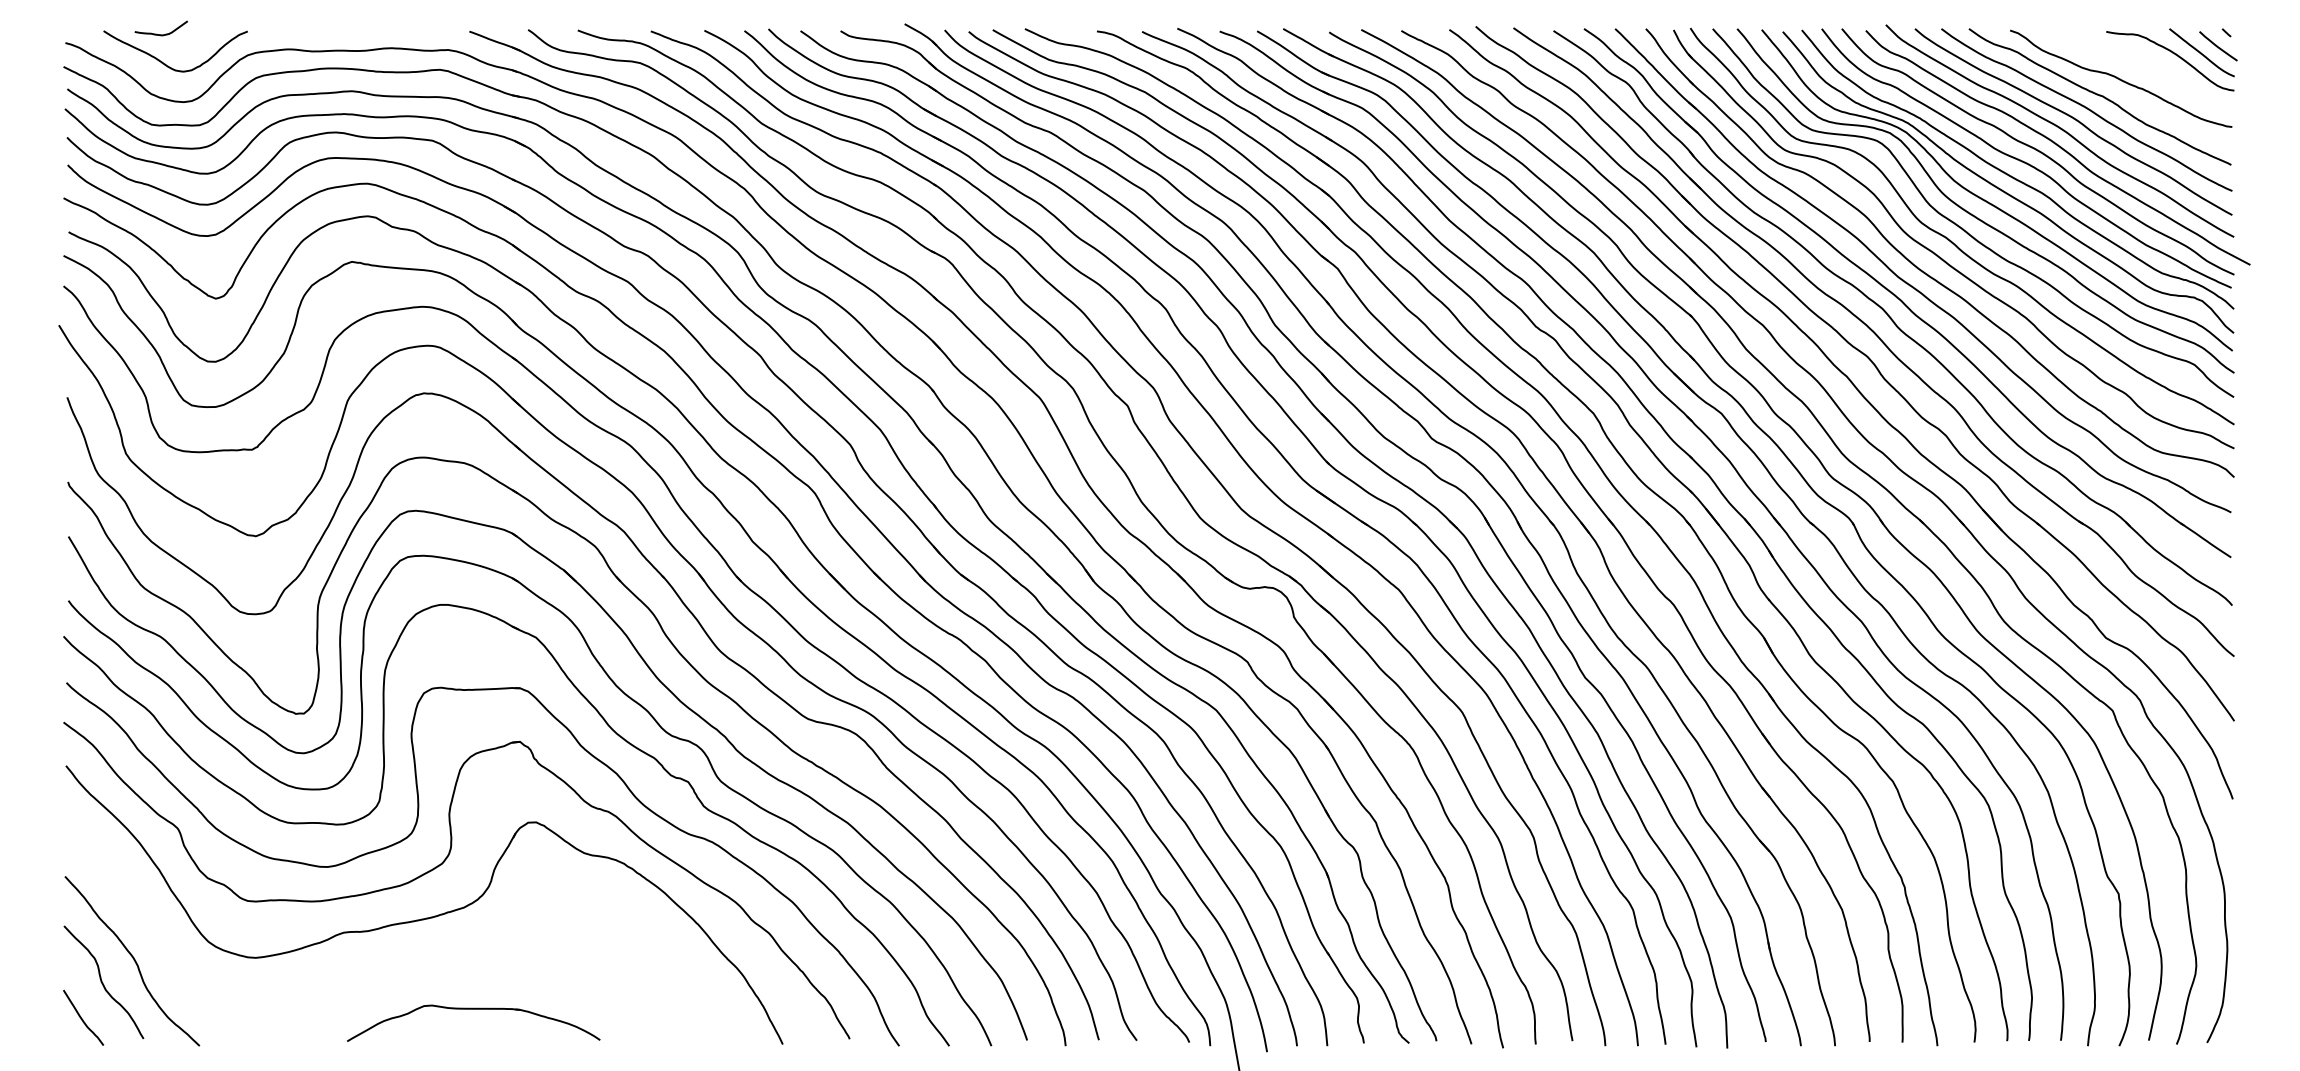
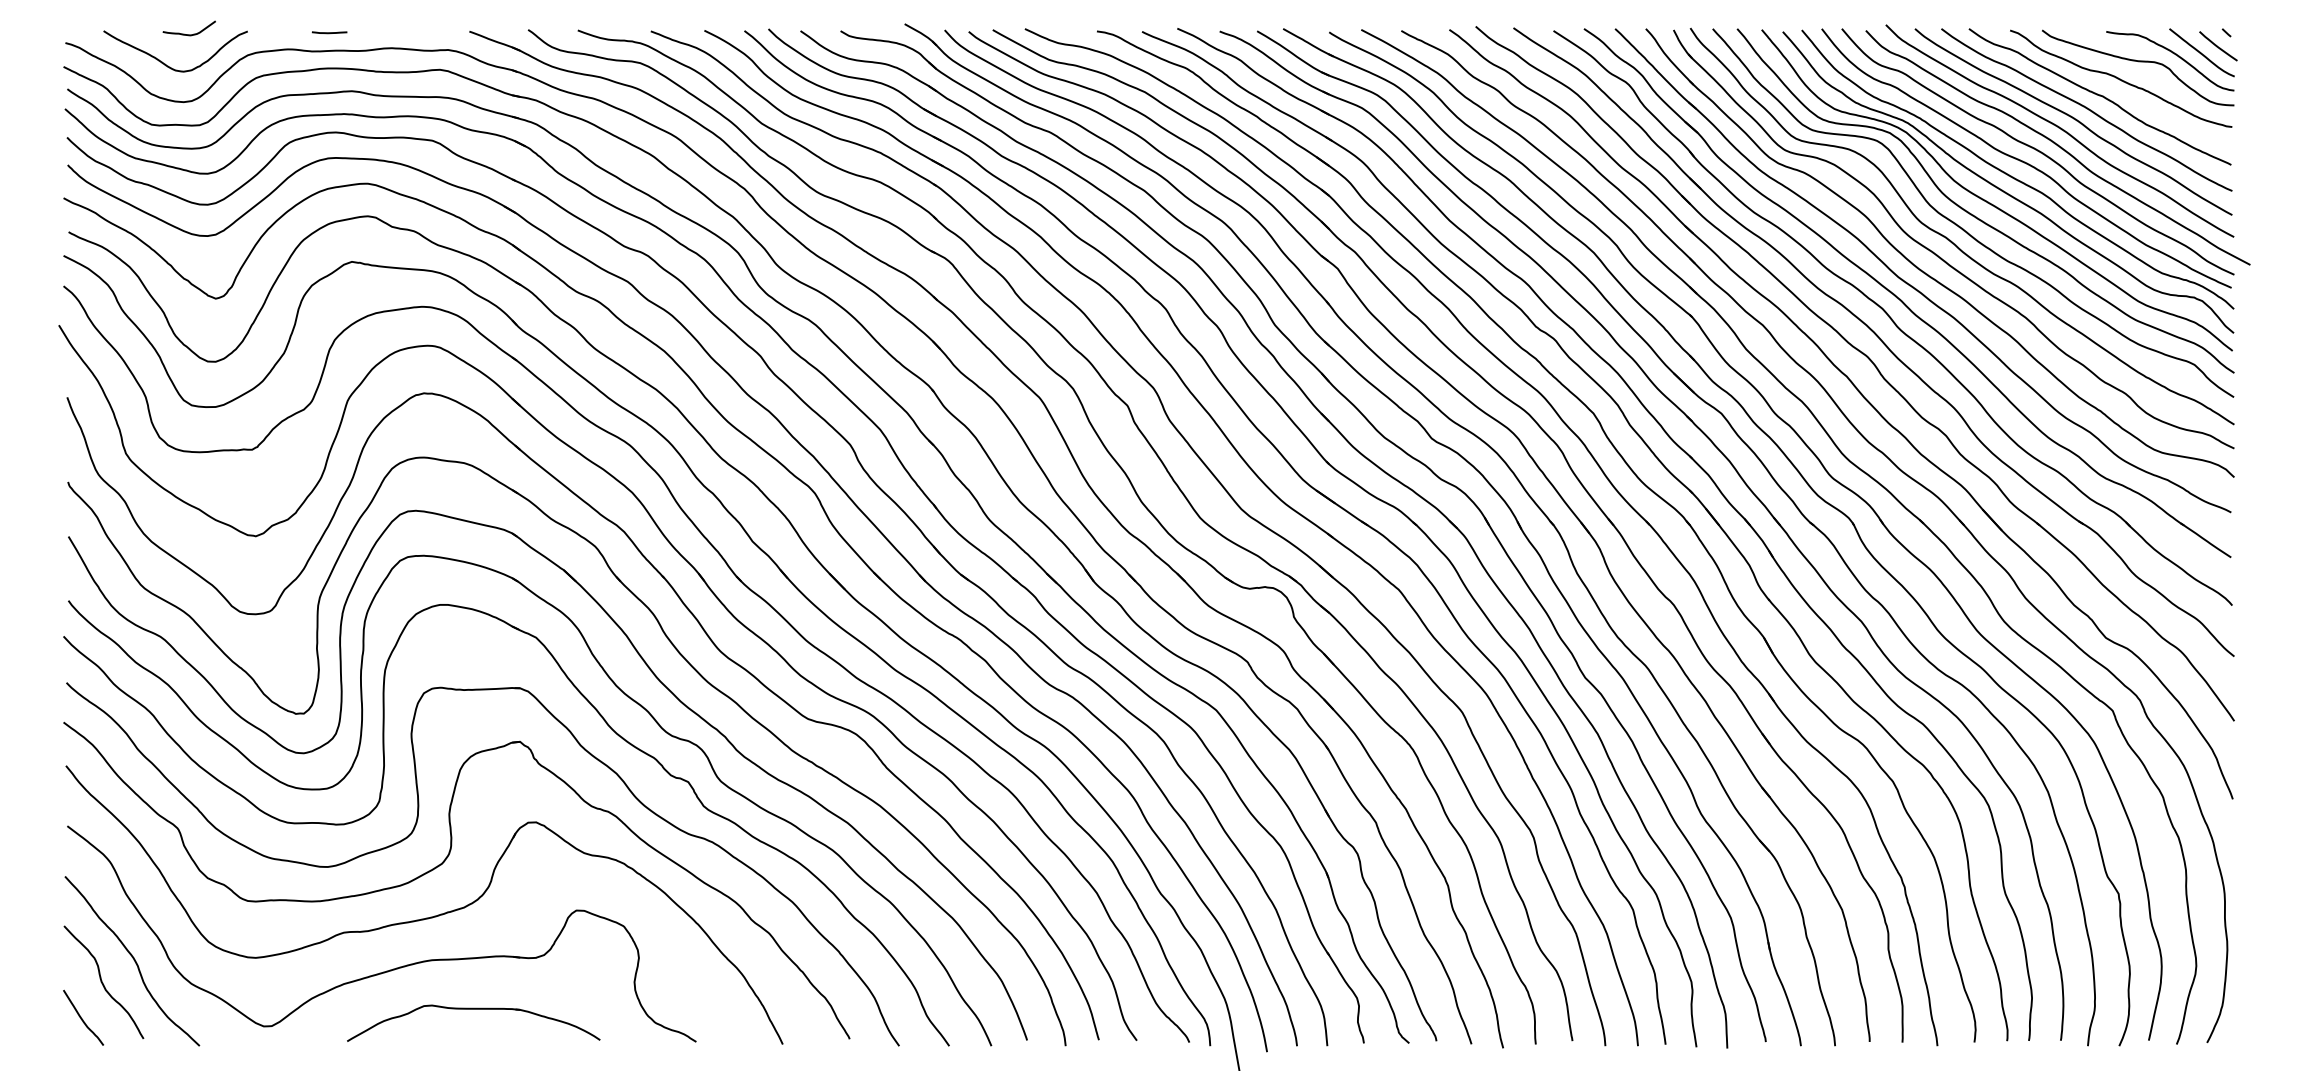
line: none -> present (329, 32)
curve position: (160, 34) -> (188, 34) (188, 34)
curve: none -> present (2138, 62)
part: none -> present (389, 969)
